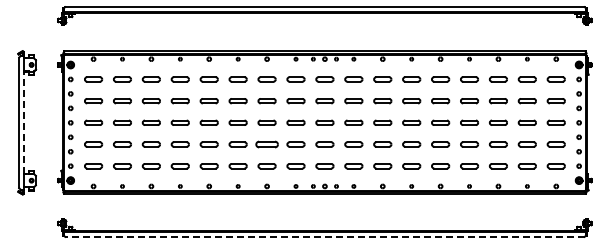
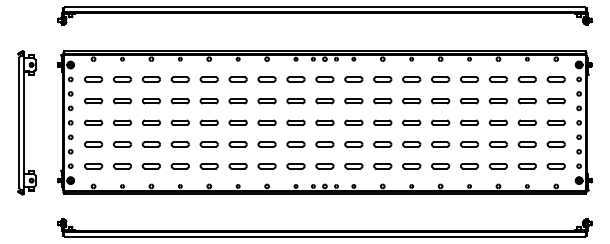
line: dashed -> solid (23, 122)
part size: 24x9 px -> 20x7 px (266, 144)
line: dashed -> solid (324, 236)
